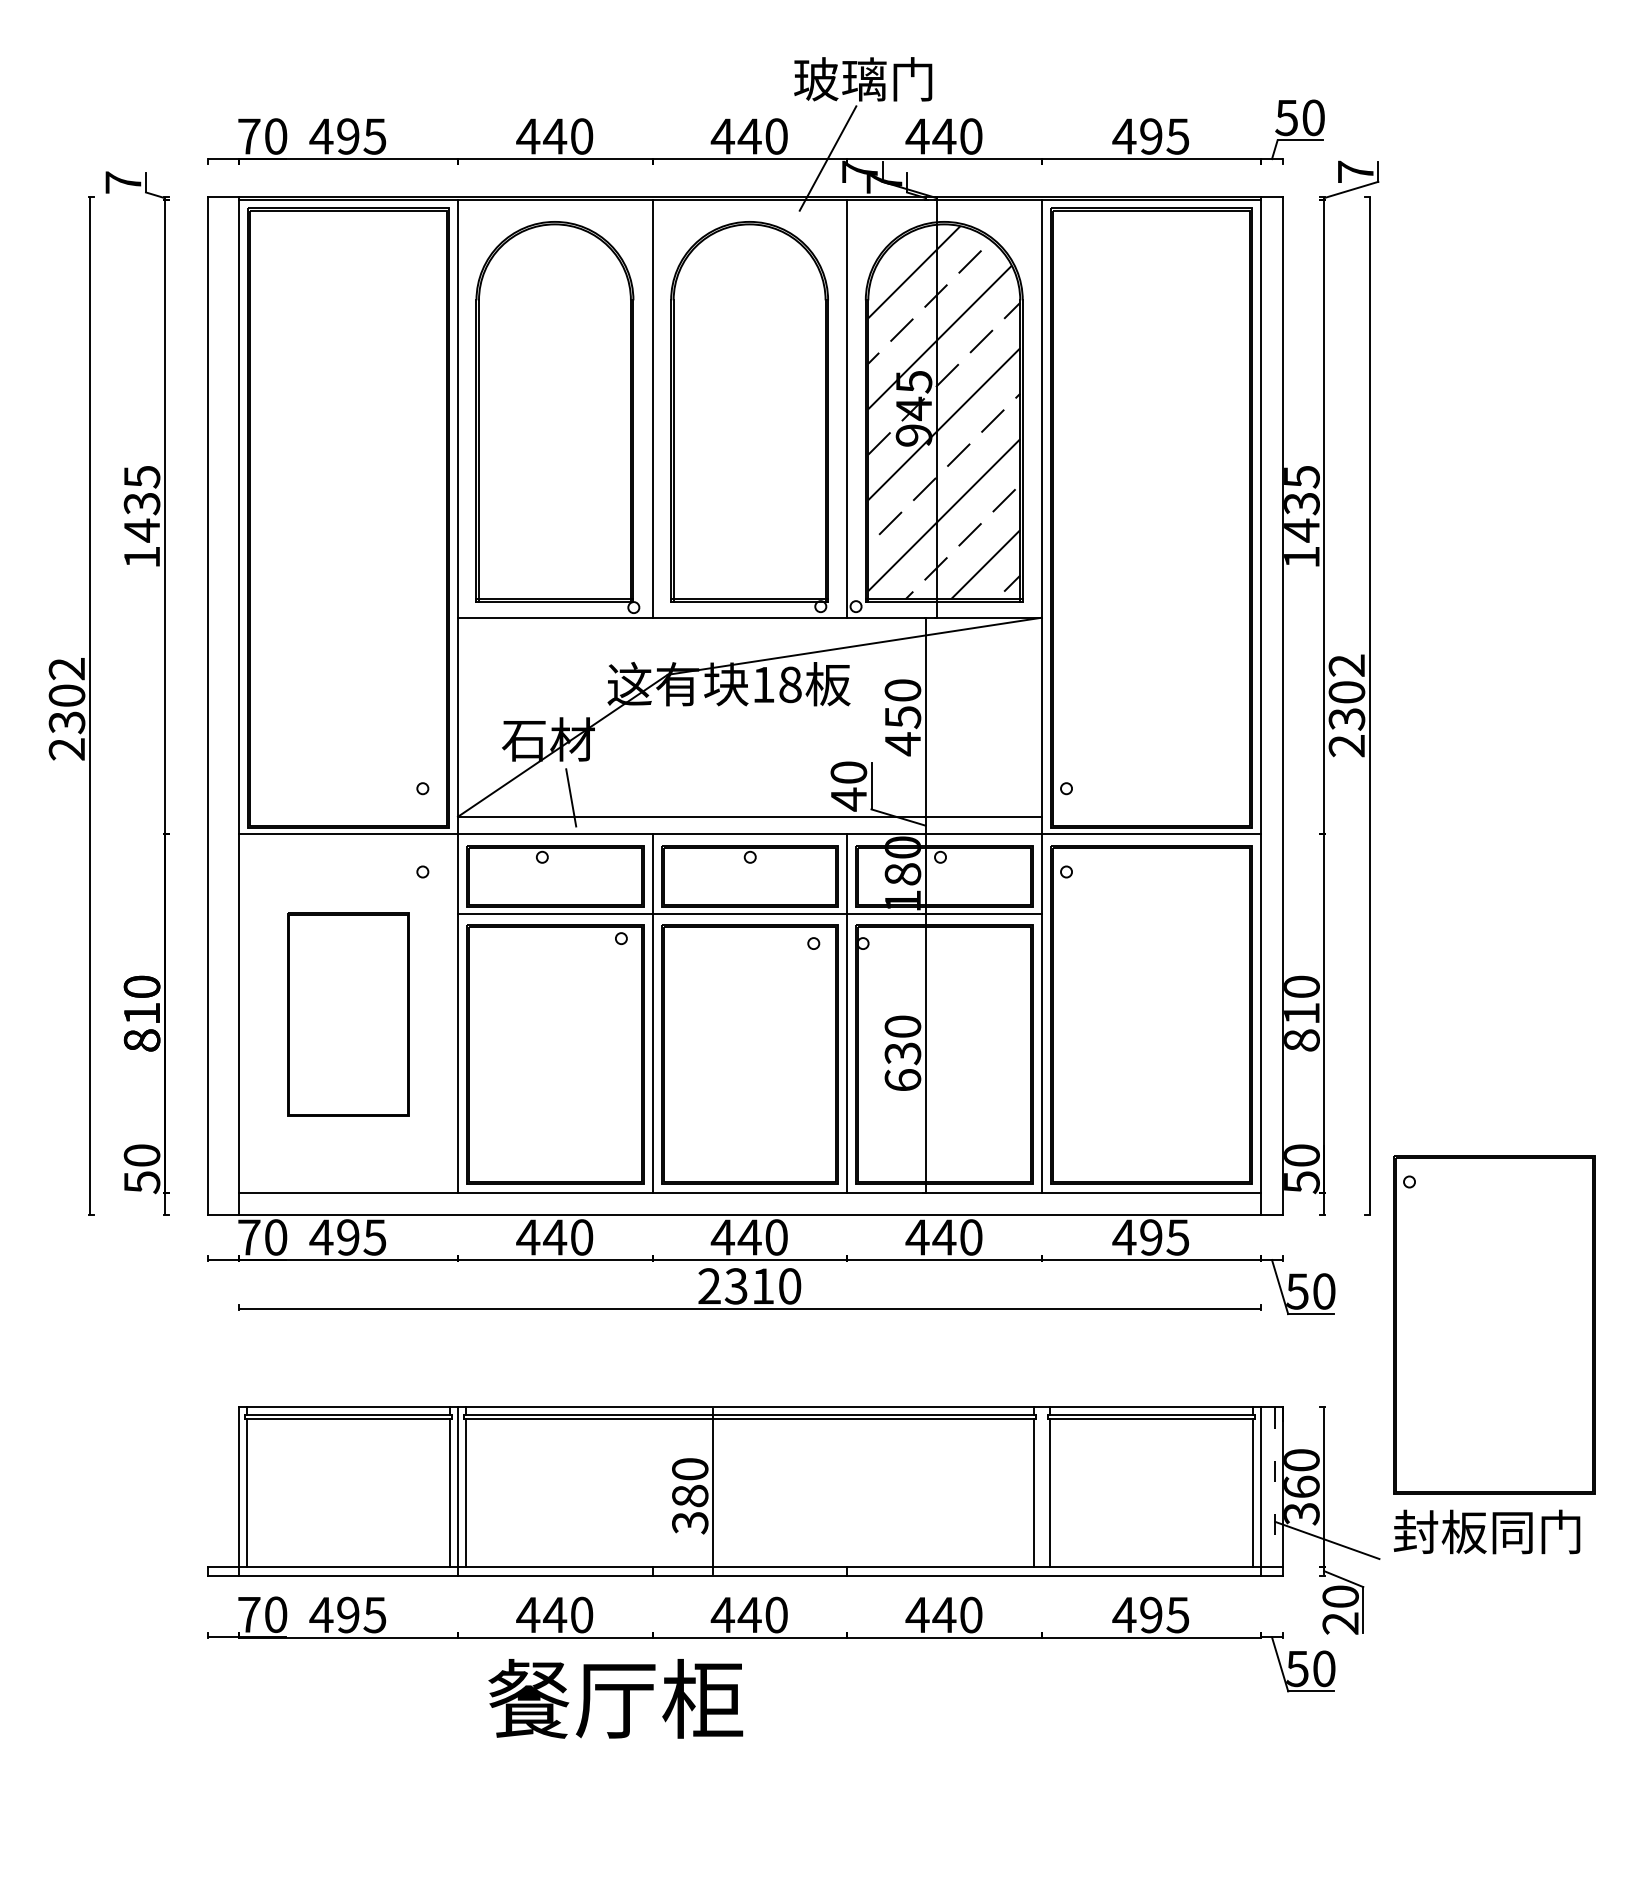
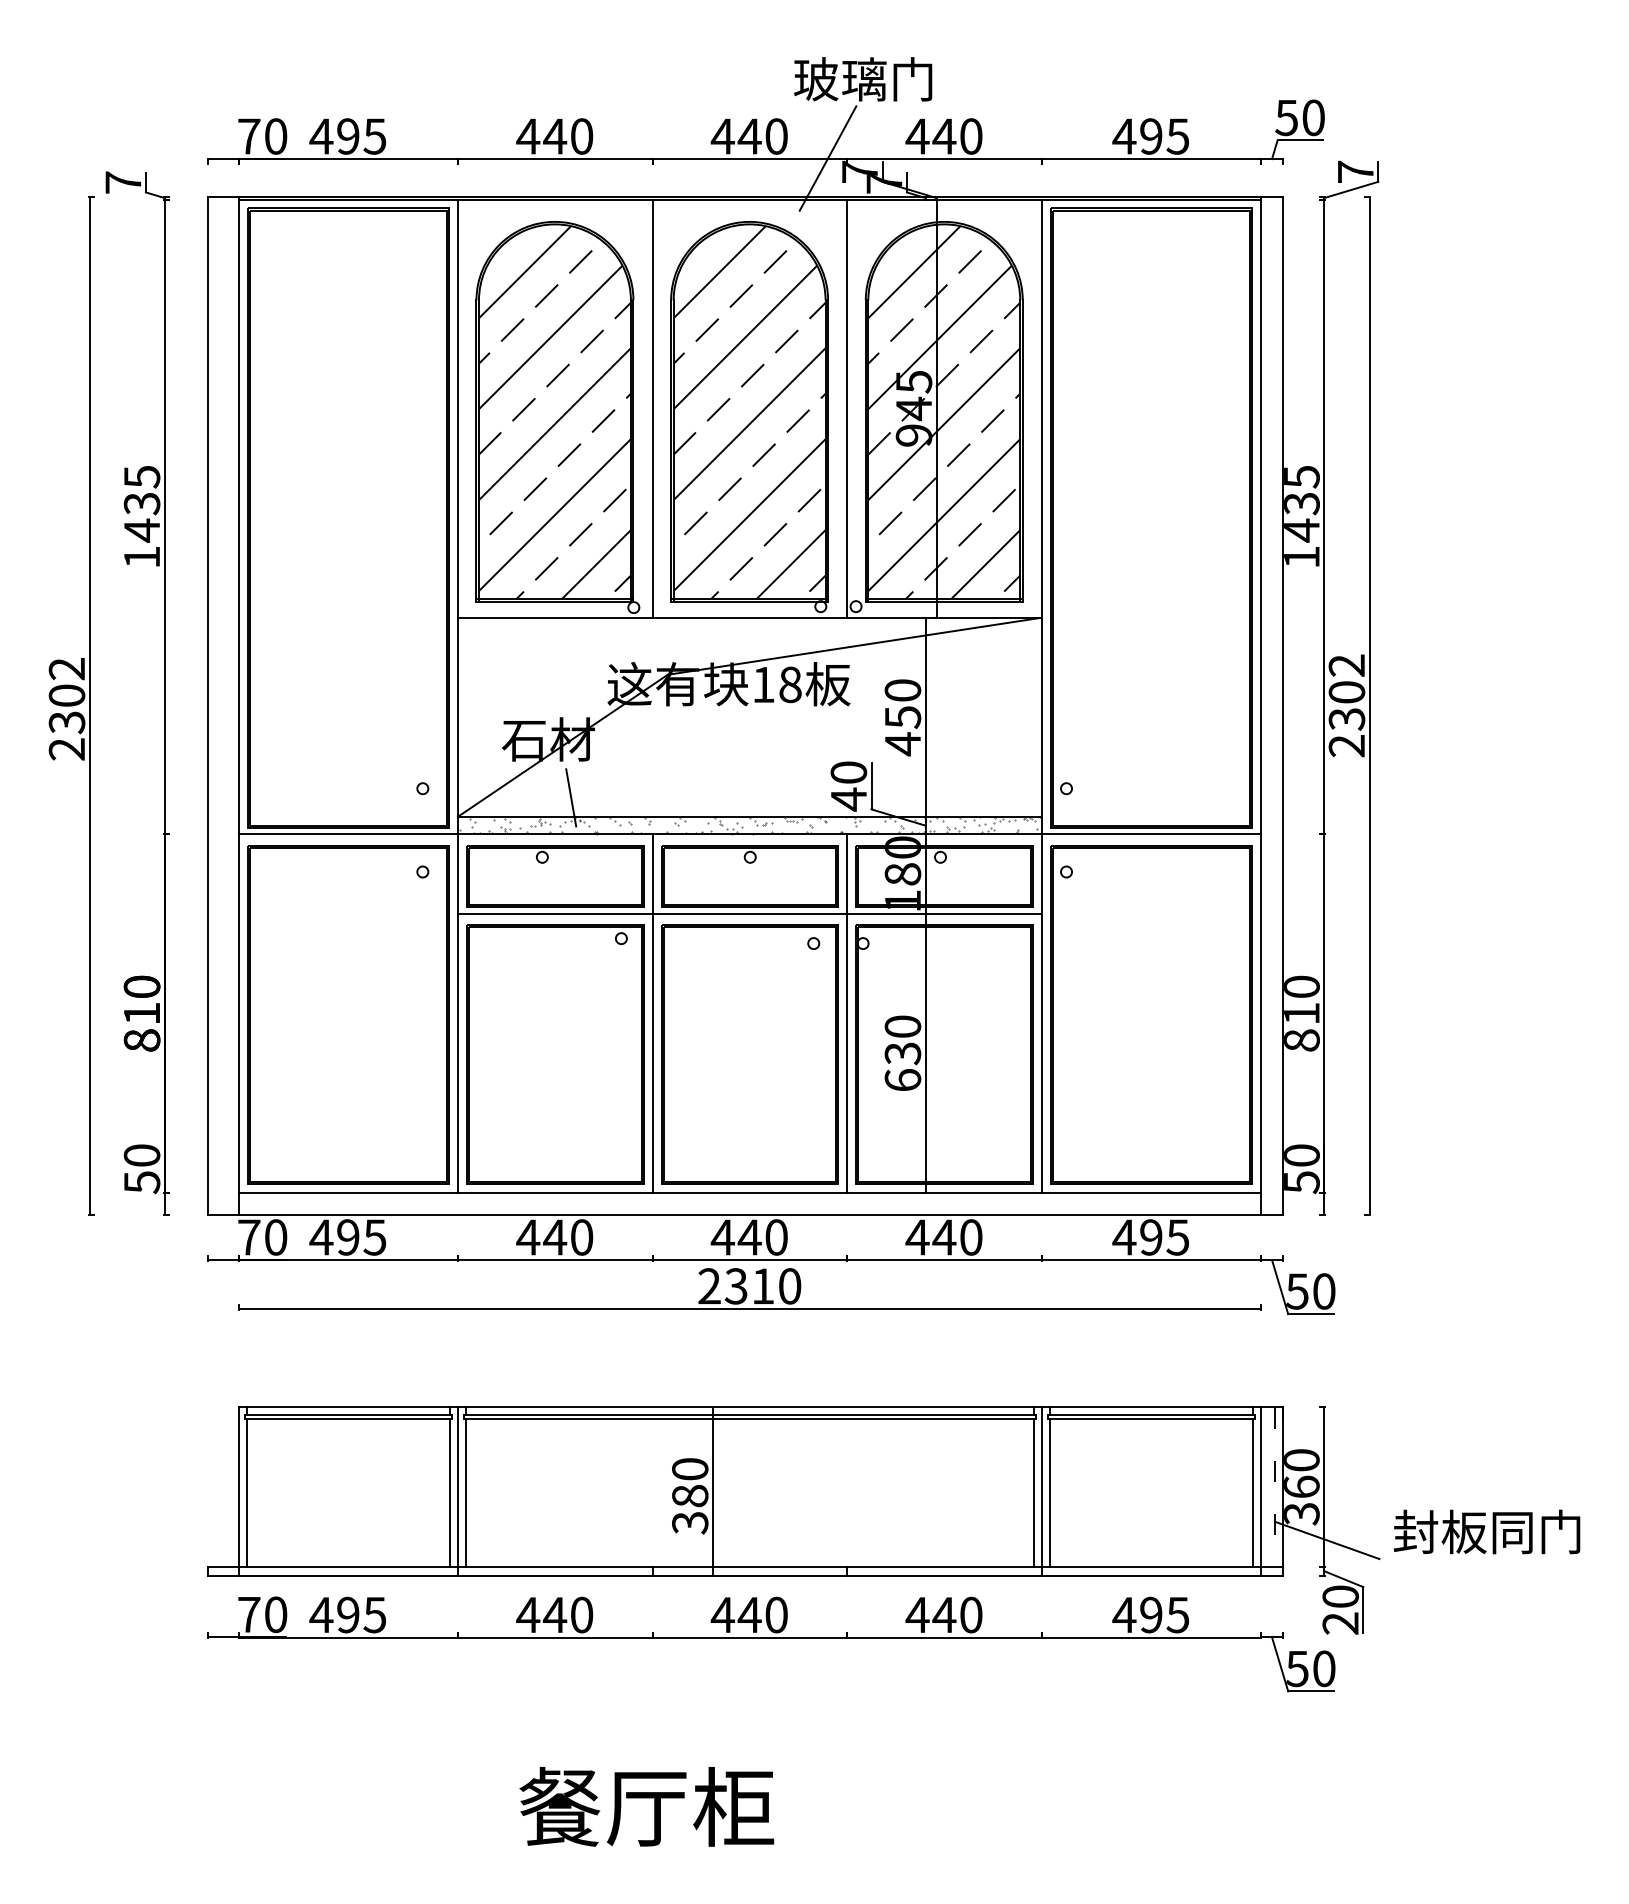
hatch: none -> present (554, 412)
hatch: none -> present (749, 412)
hatch: none -> present (749, 825)
part size: 123x205 px -> 203x340 px (348, 1014)
part: present -> none (1494, 1324)
line: none -> present (1041, 1491)
text position: (615, 1698) -> (646, 1806) (646, 1806)
